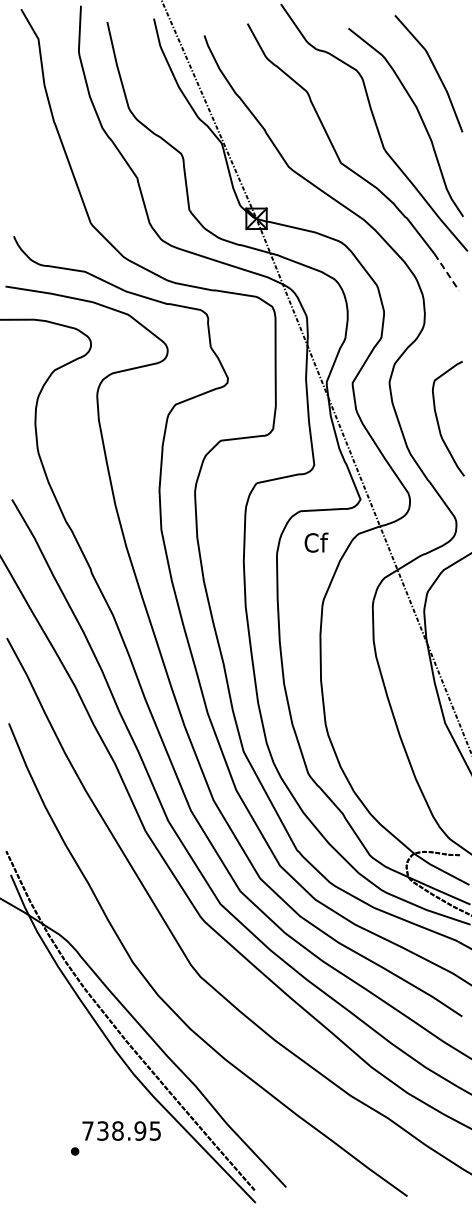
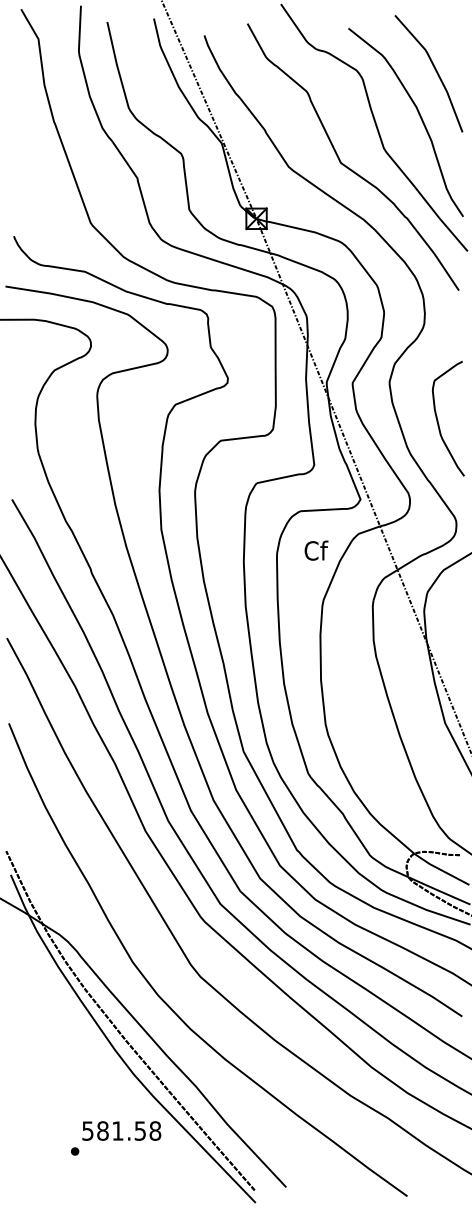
line: dashed -> solid (447, 272)
text position: (316, 542) -> (316, 550) (316, 550)
text: 738.95 -> 581.58 (121, 1130)
